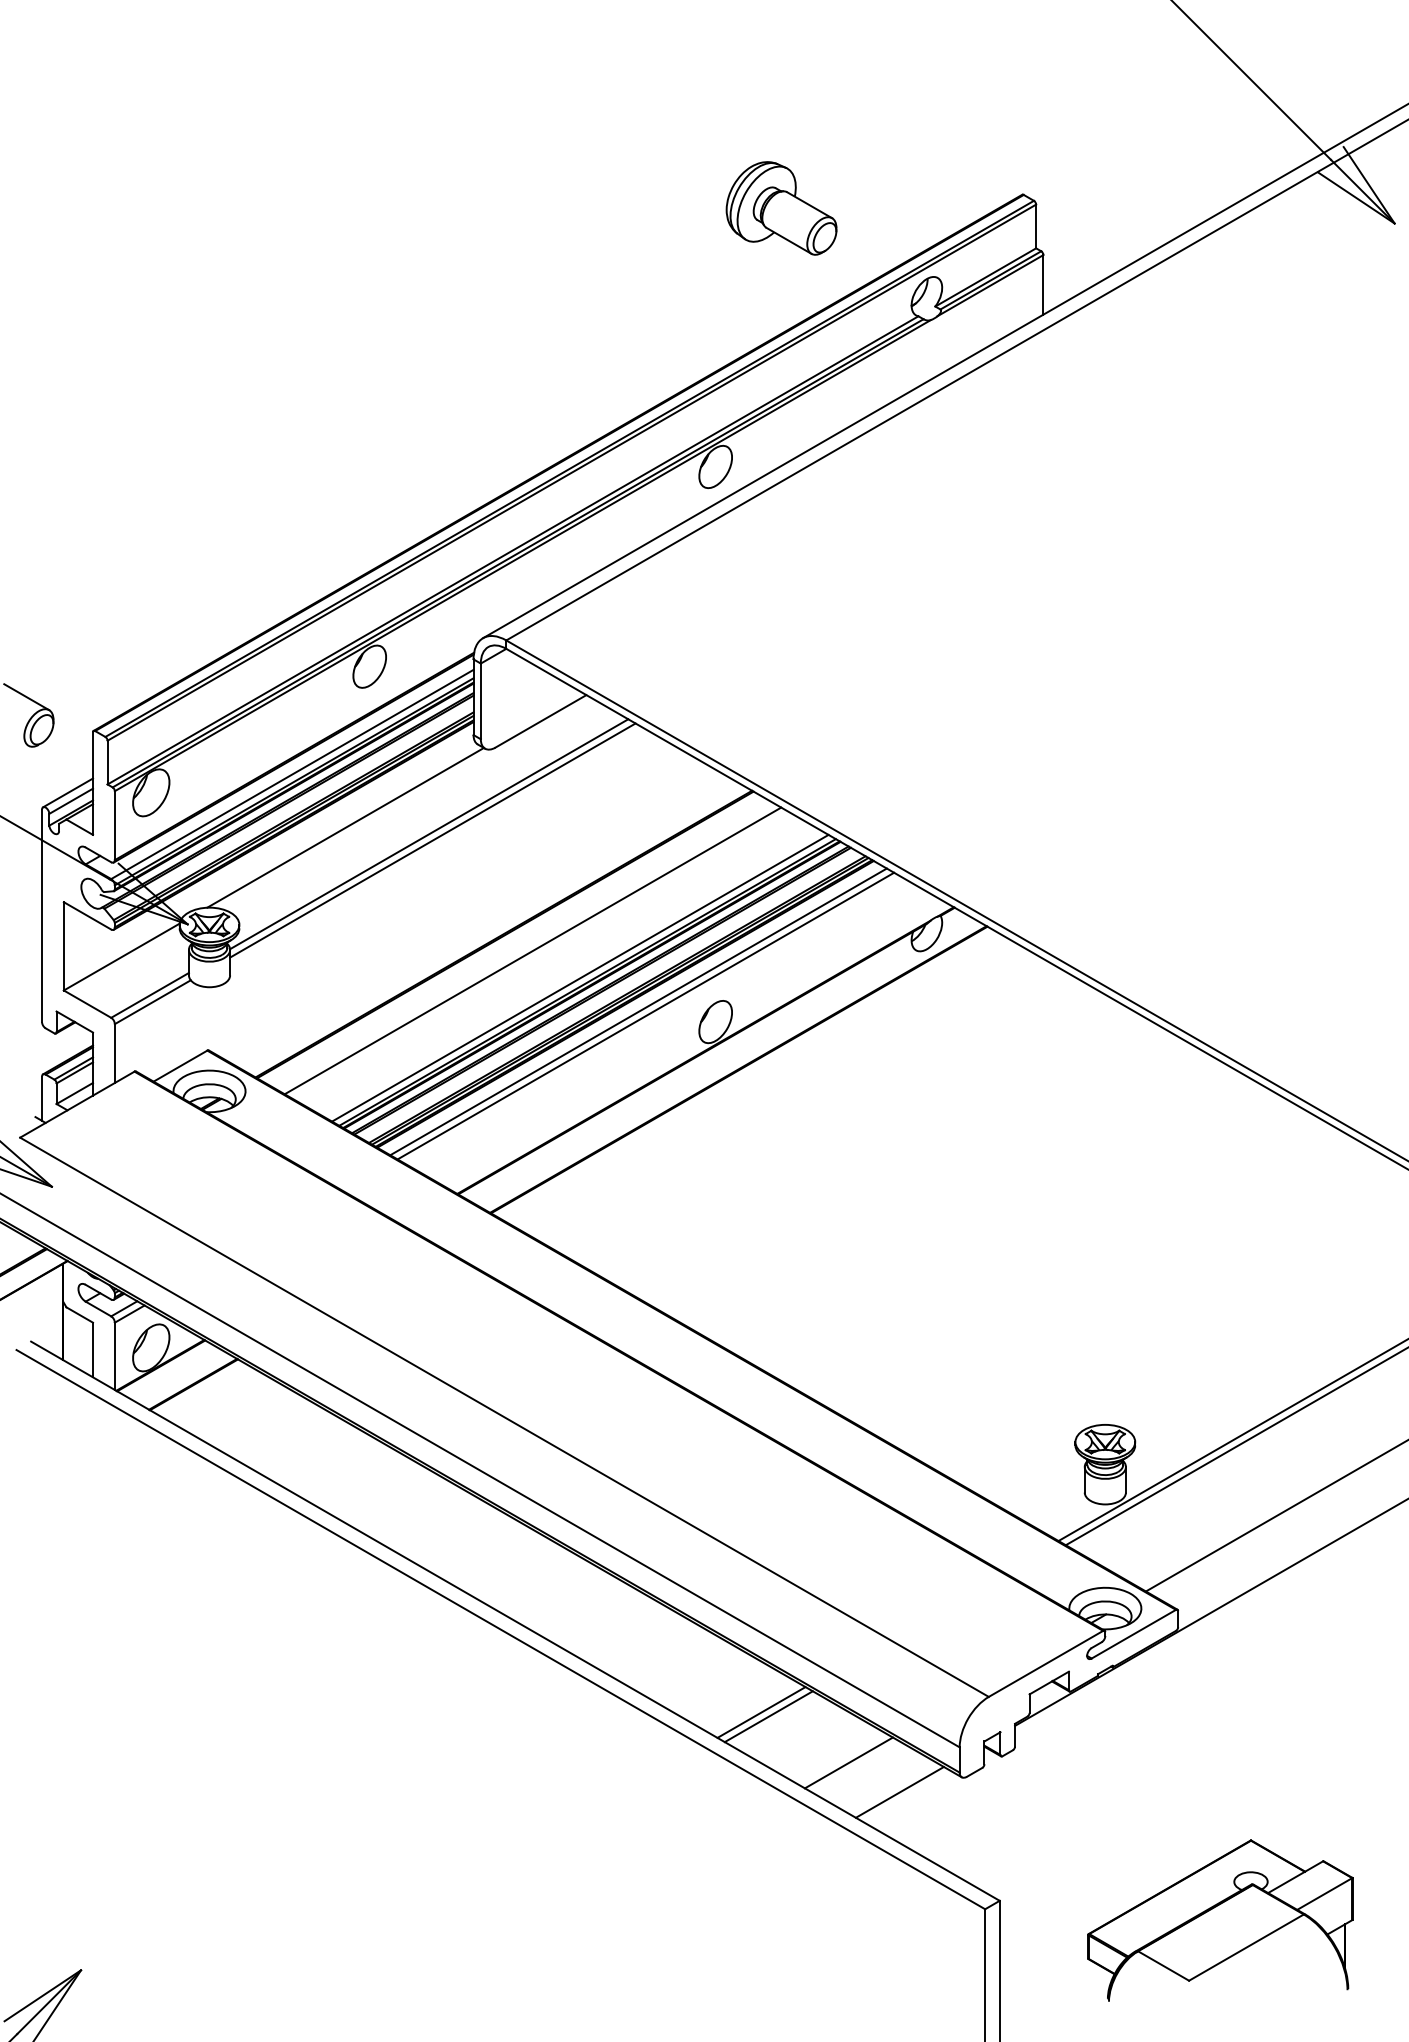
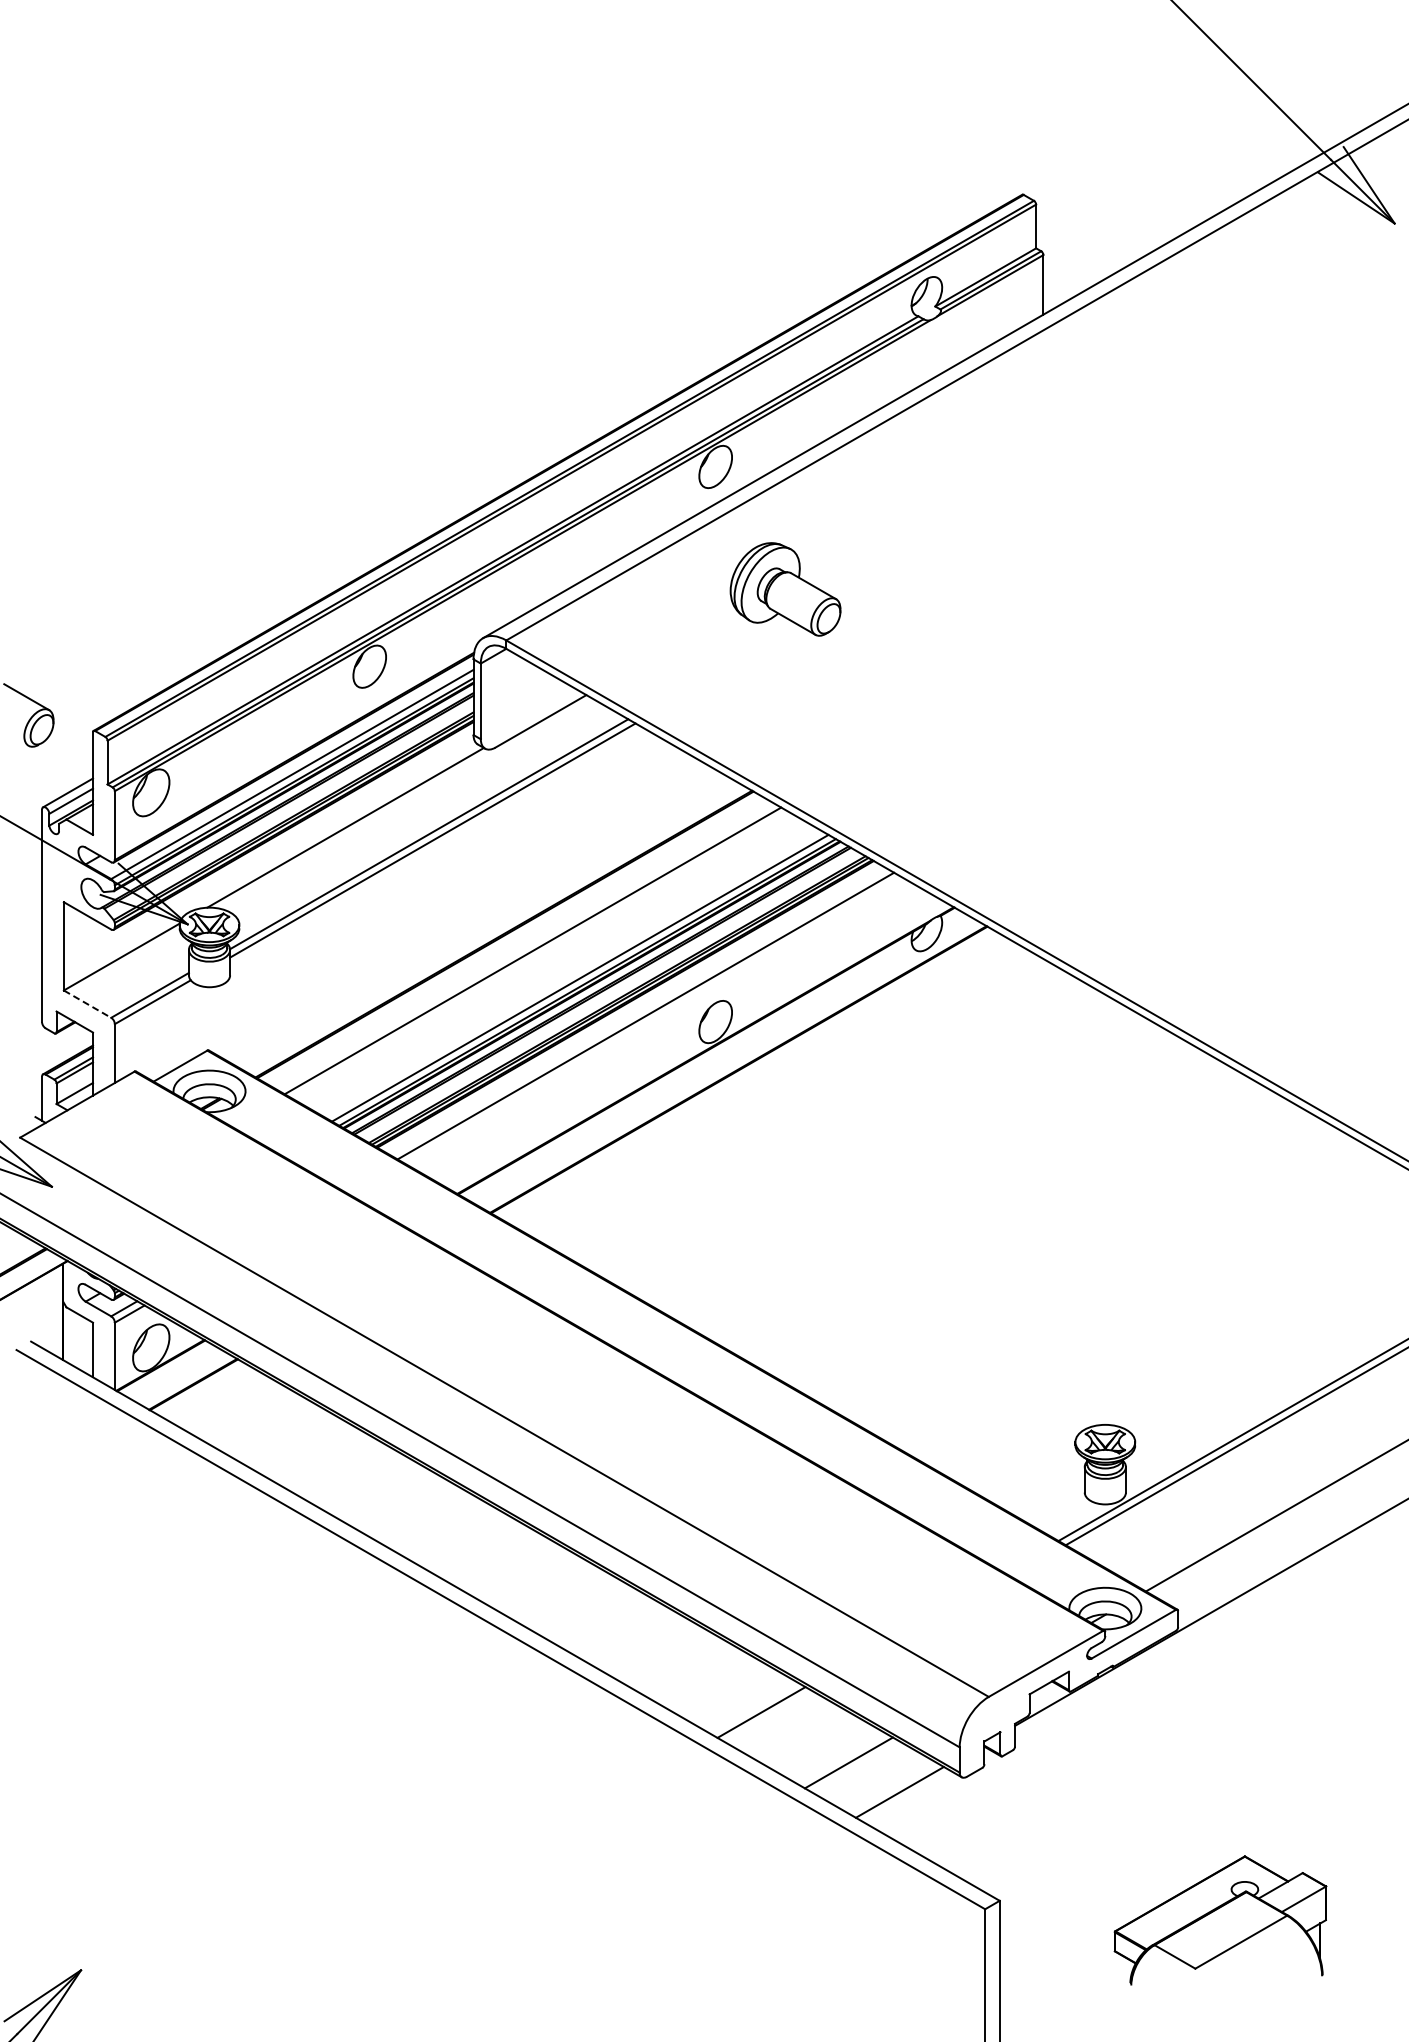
part position: (781, 208) -> (785, 589) (785, 589)
line: solid -> dashed (87, 1004)
line: present -> none (638, 1011)
line: present -> none (768, 1716)
part size: 267x163 px -> 215x131 px (1220, 1920)
